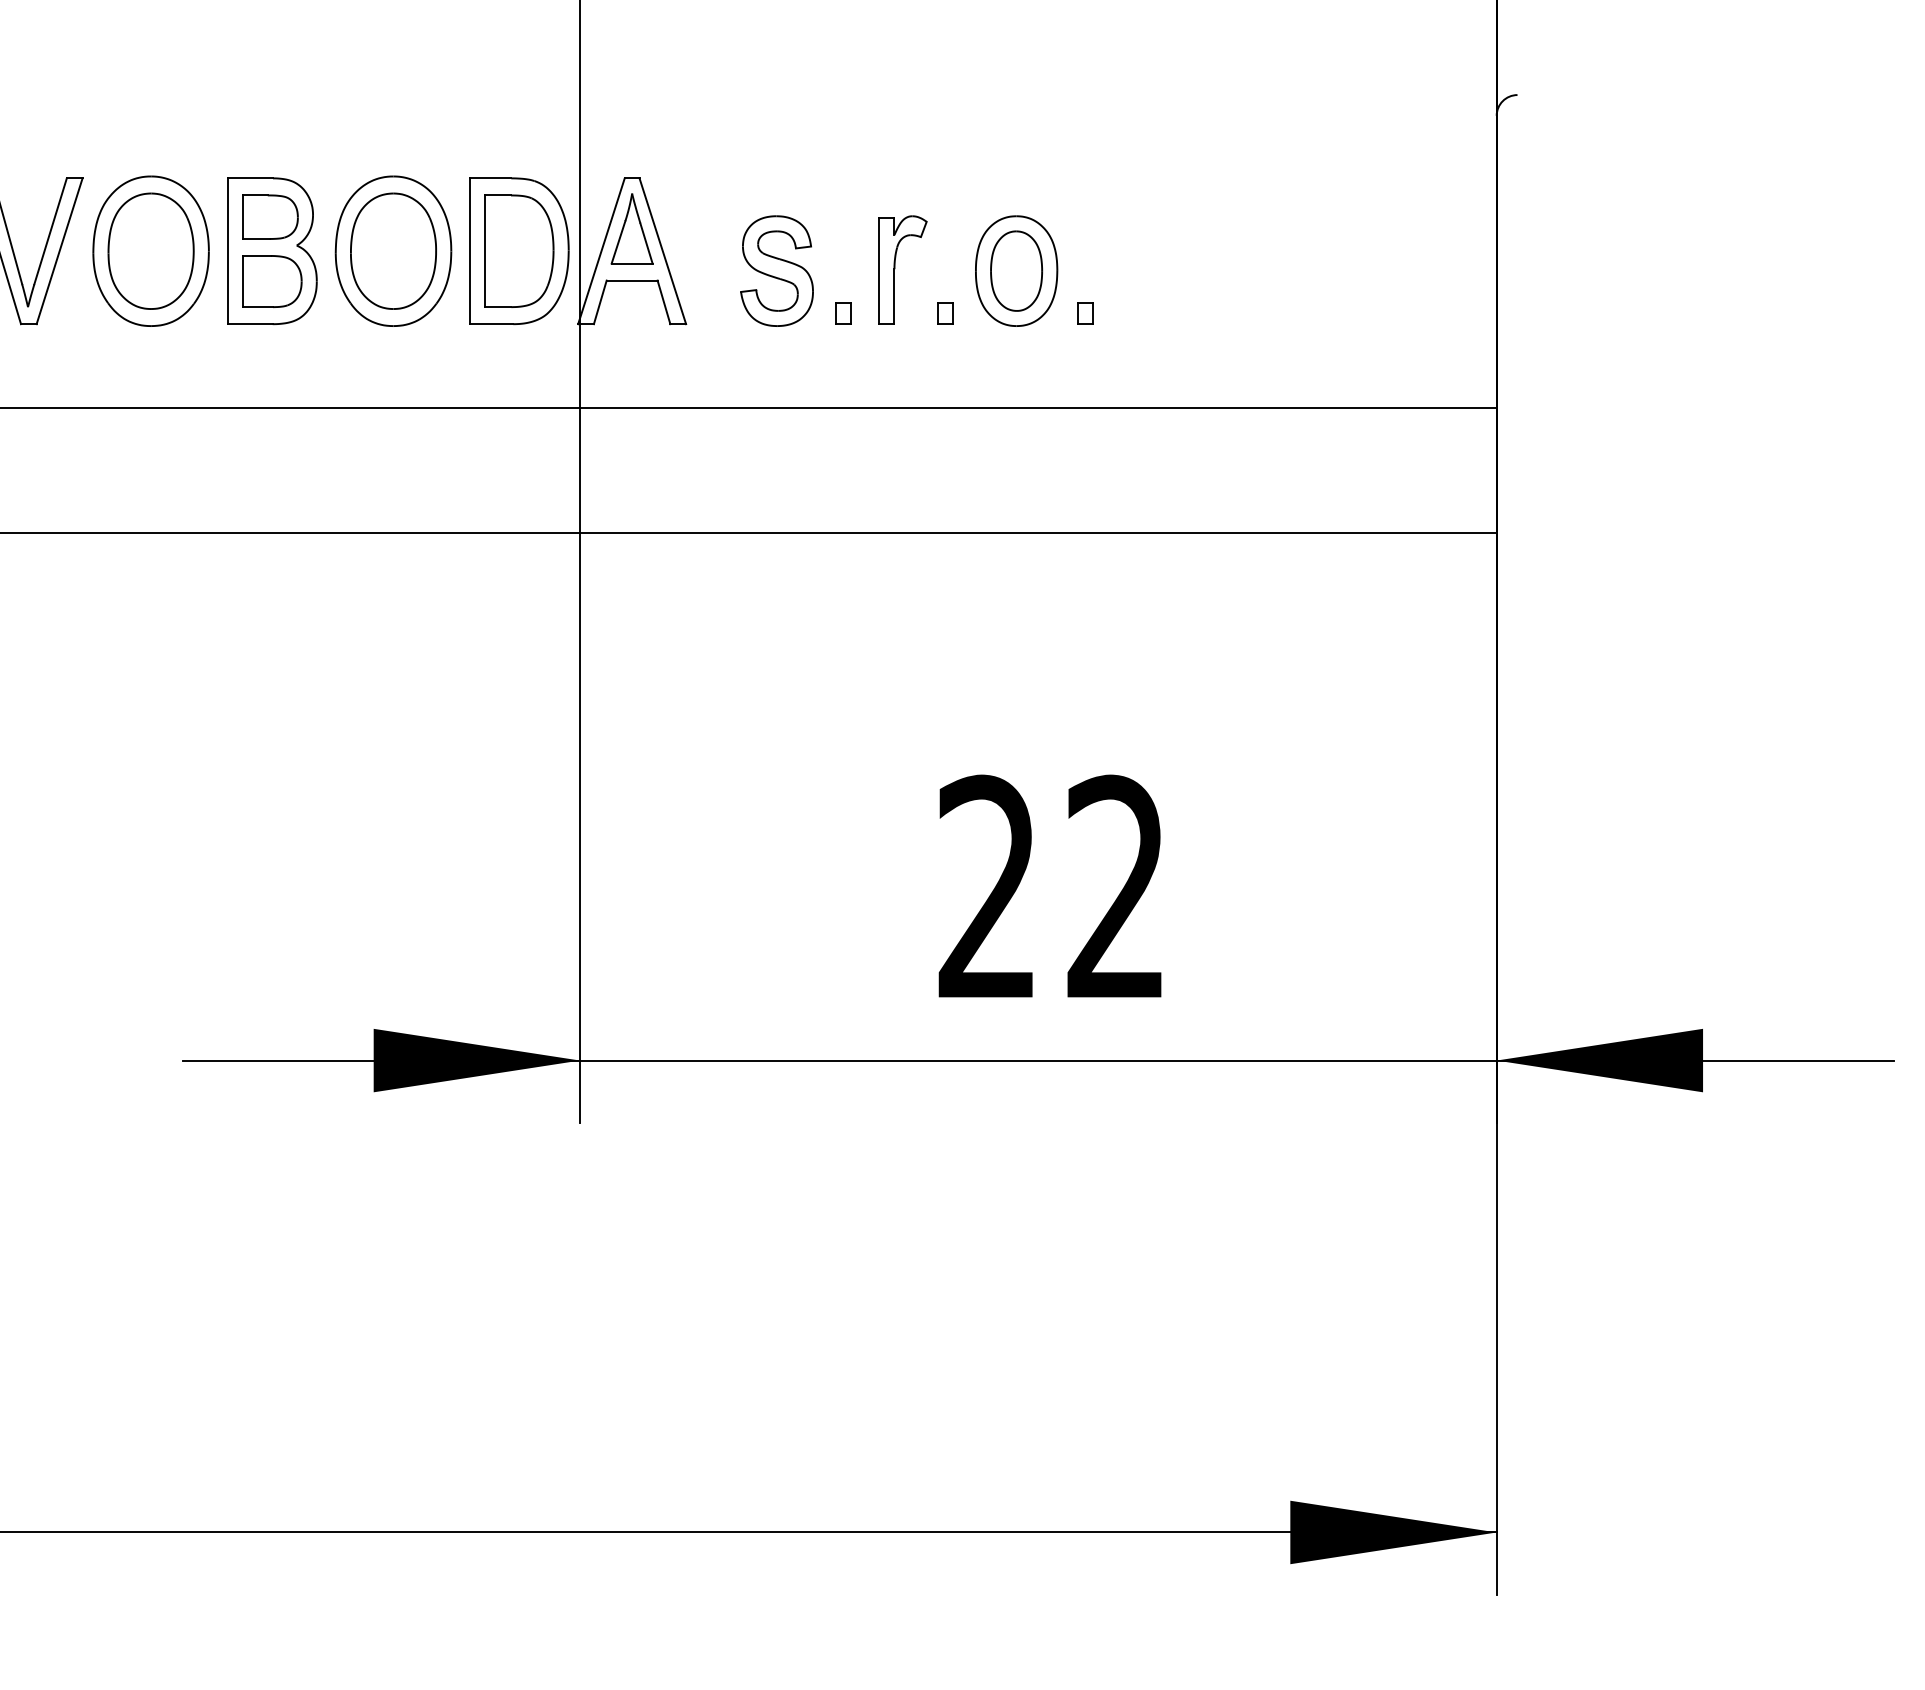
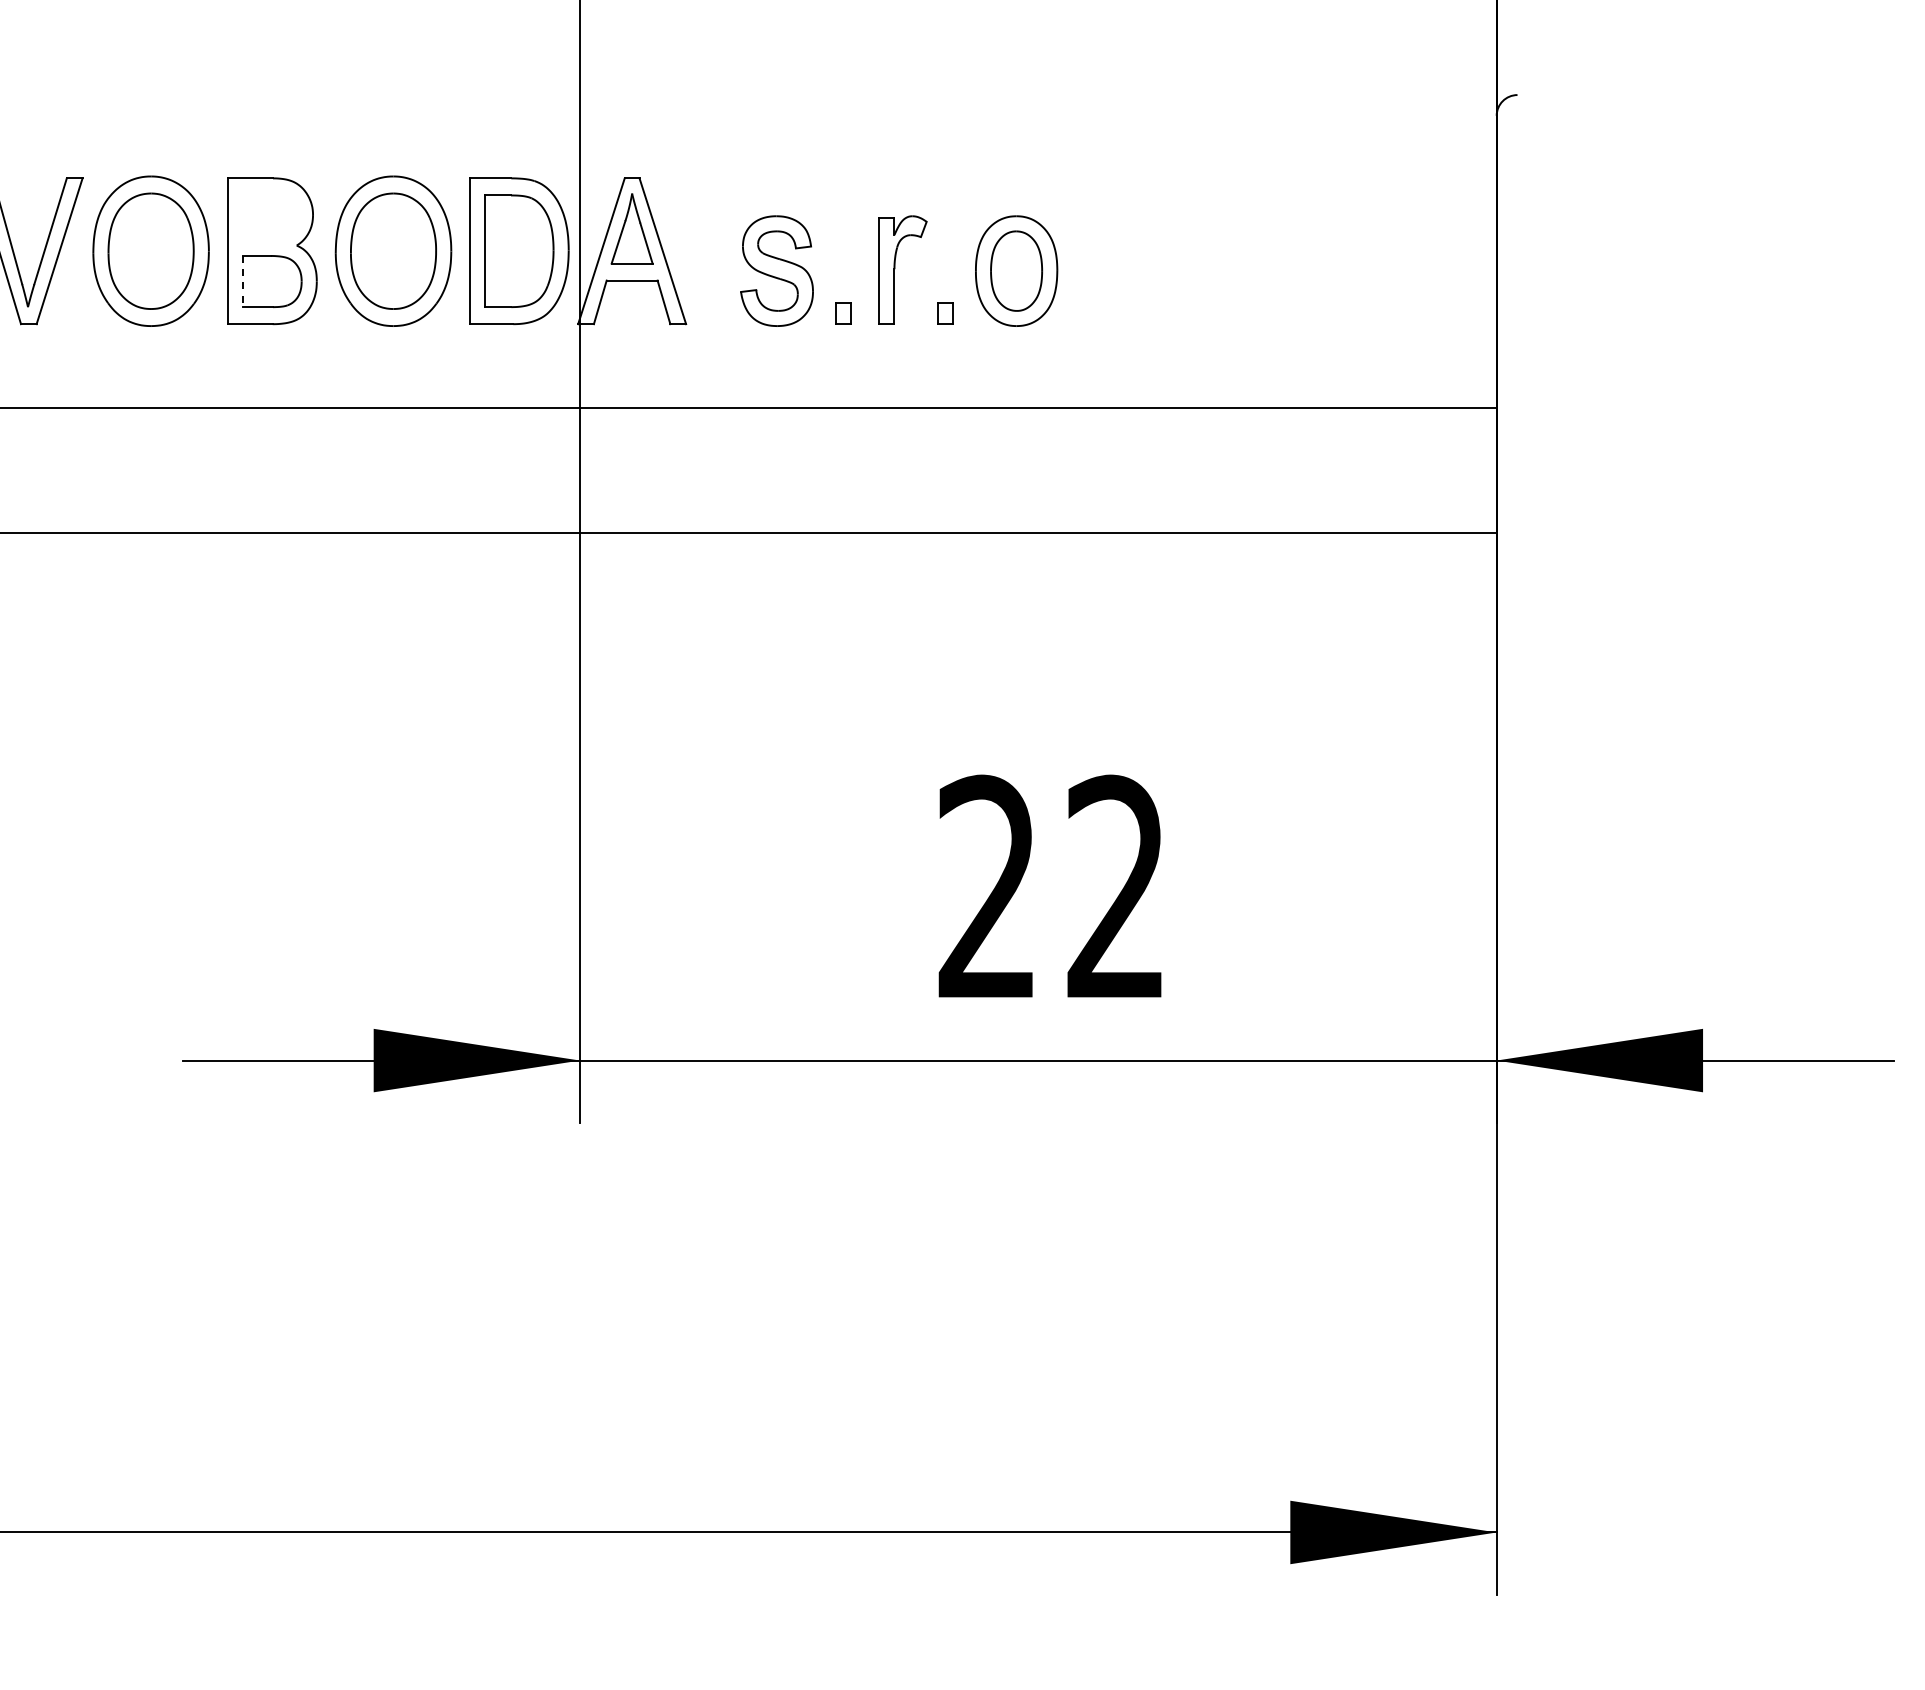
part: present -> none (270, 216)
line: solid -> dashed (242, 281)
part: present -> none (1085, 313)
